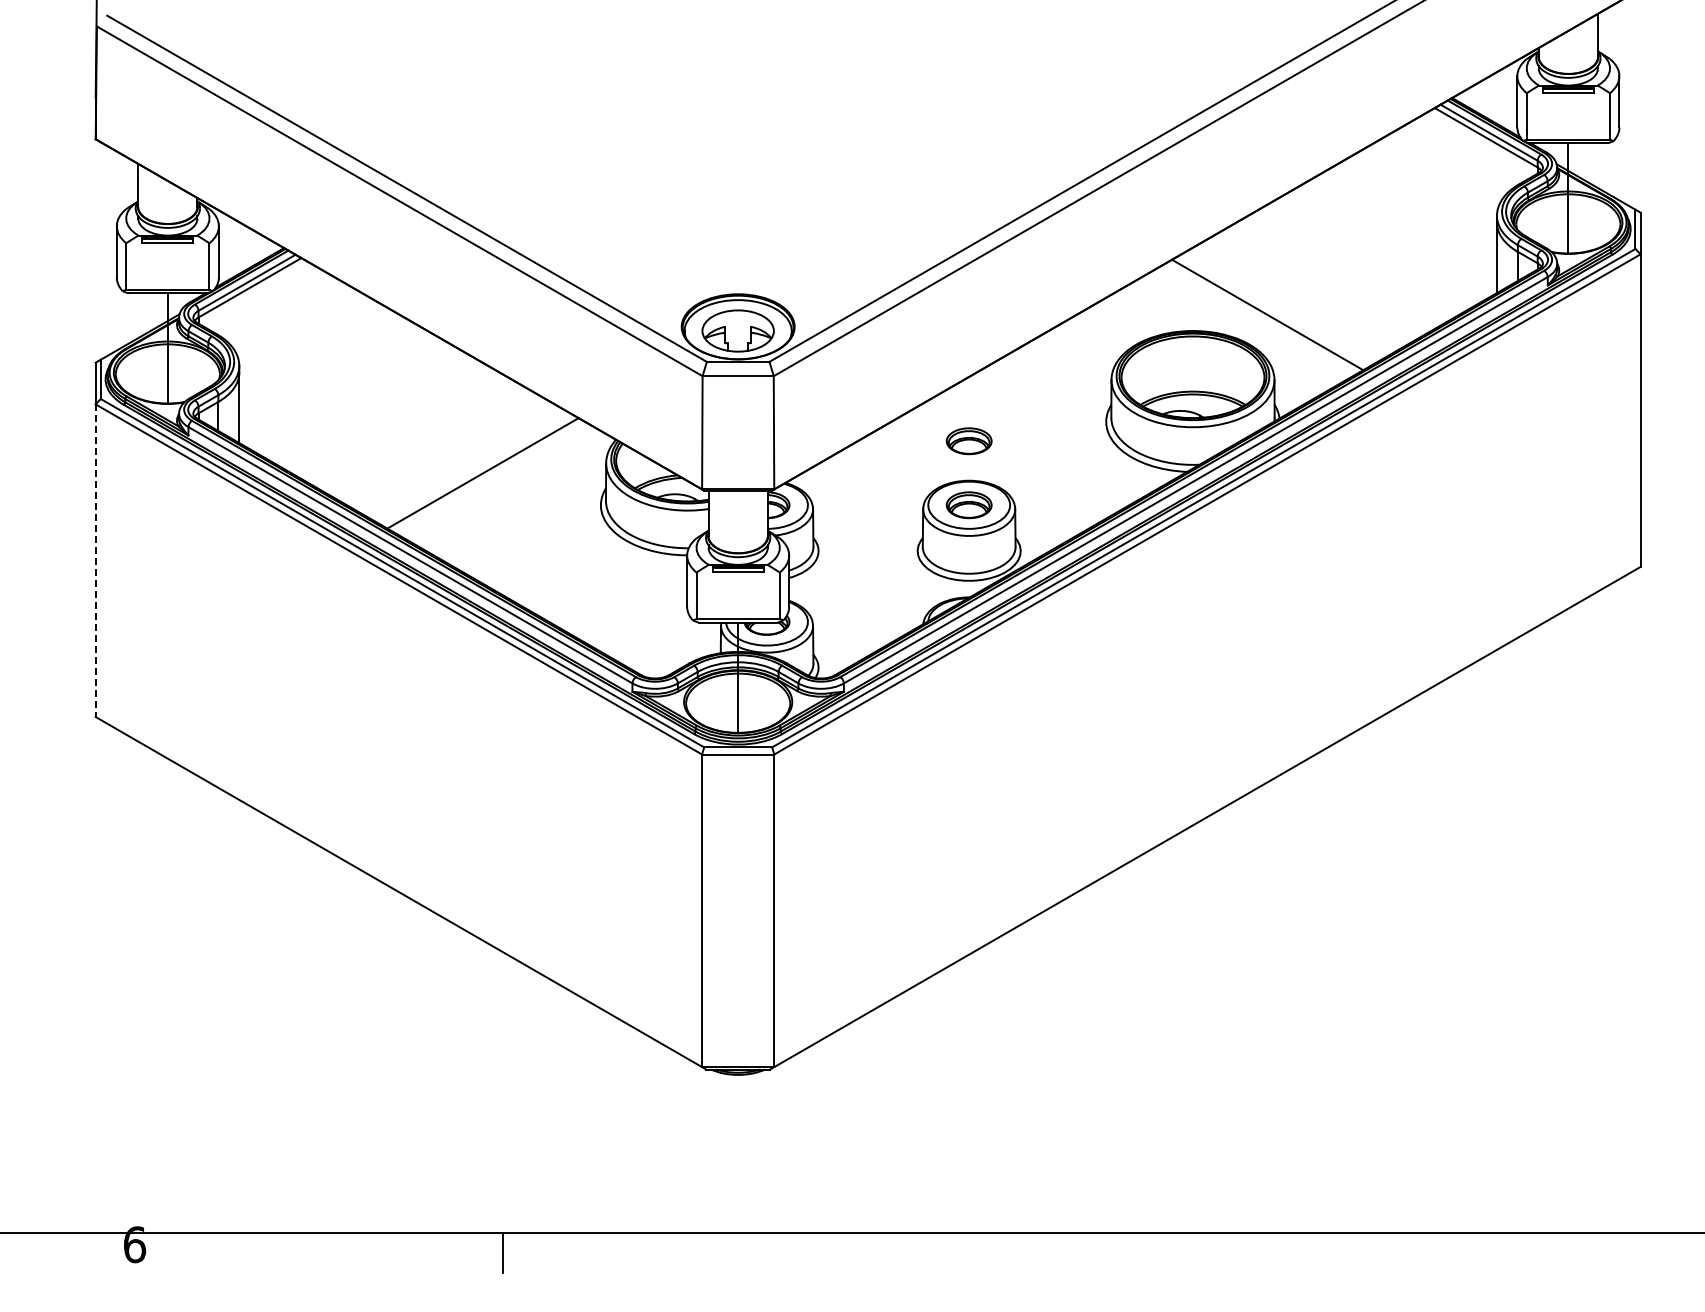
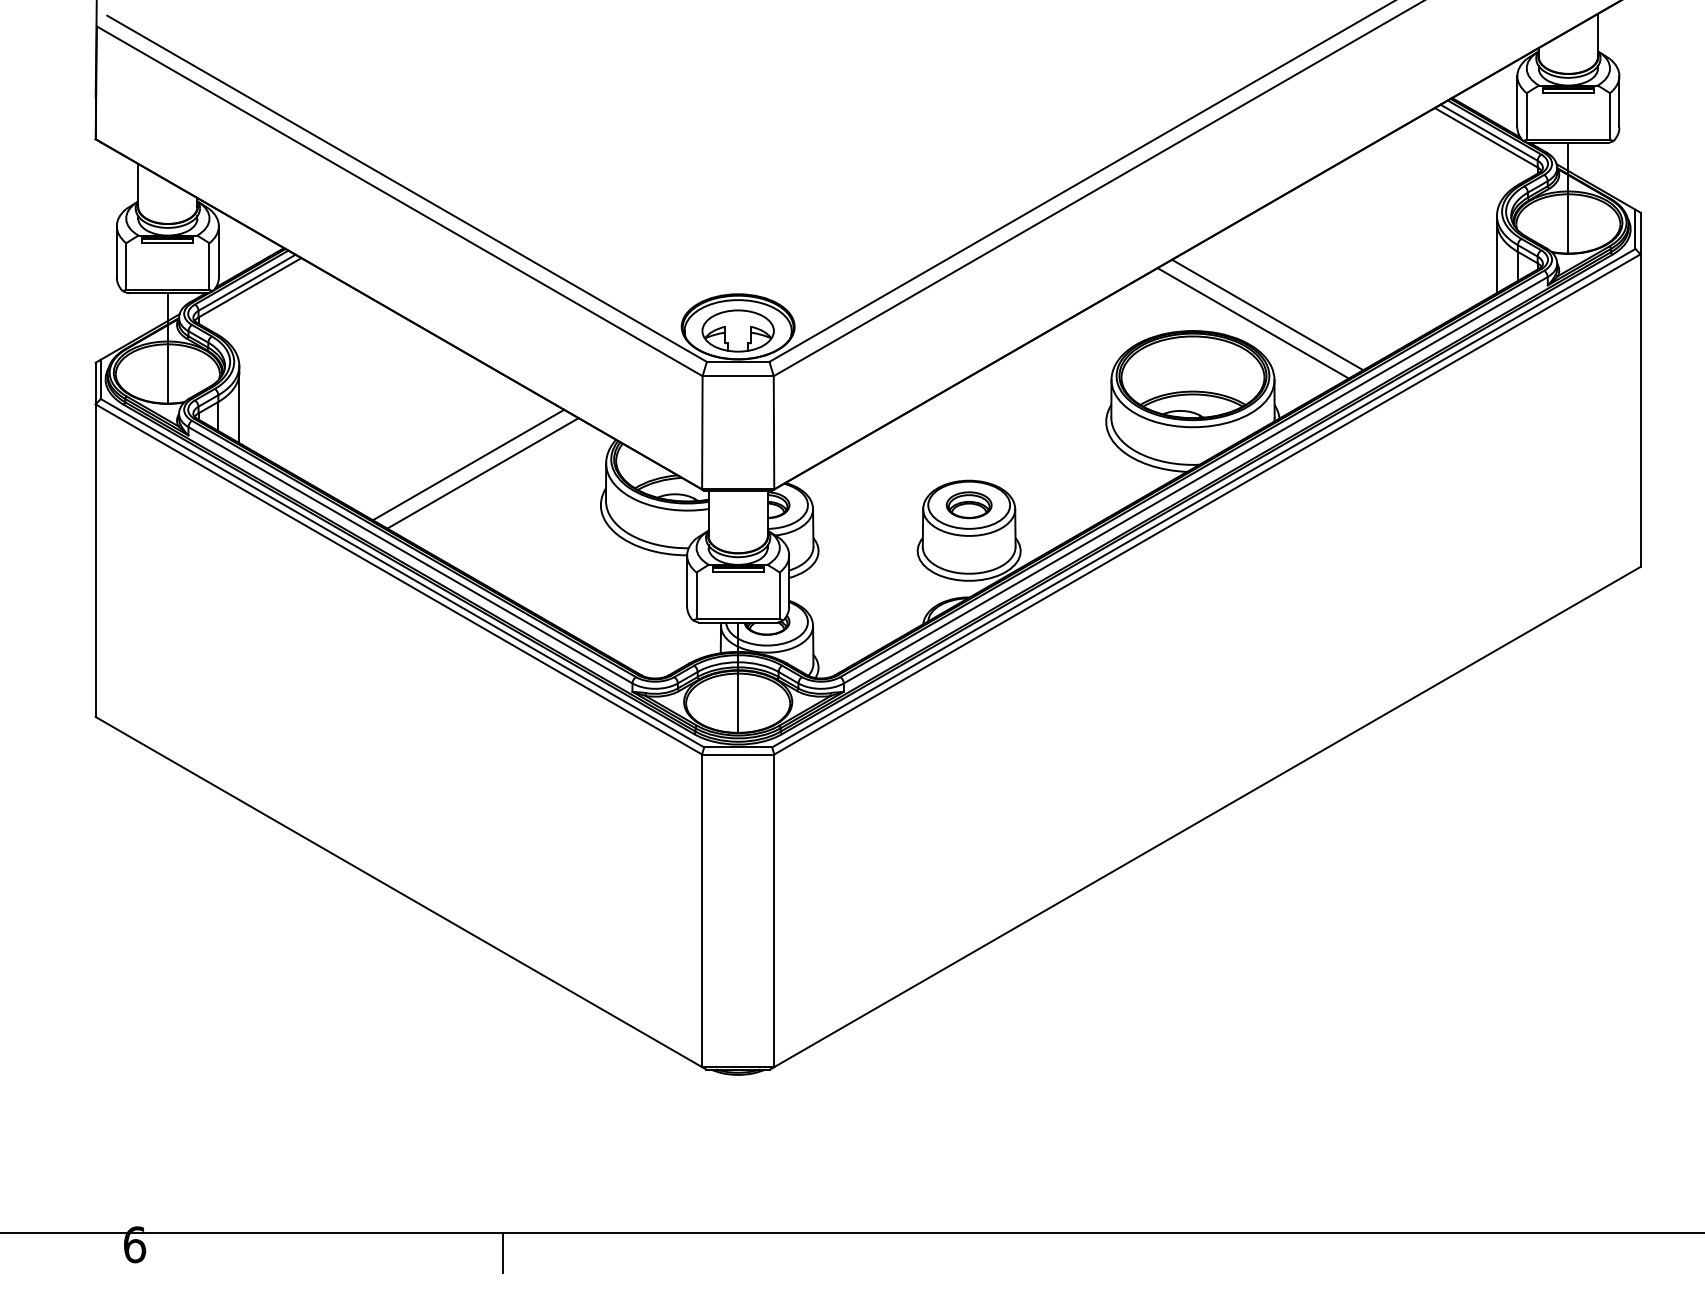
line: none -> present (1252, 323)
part: present -> none (968, 441)
line: none -> present (468, 464)
line: dashed -> solid (95, 561)
